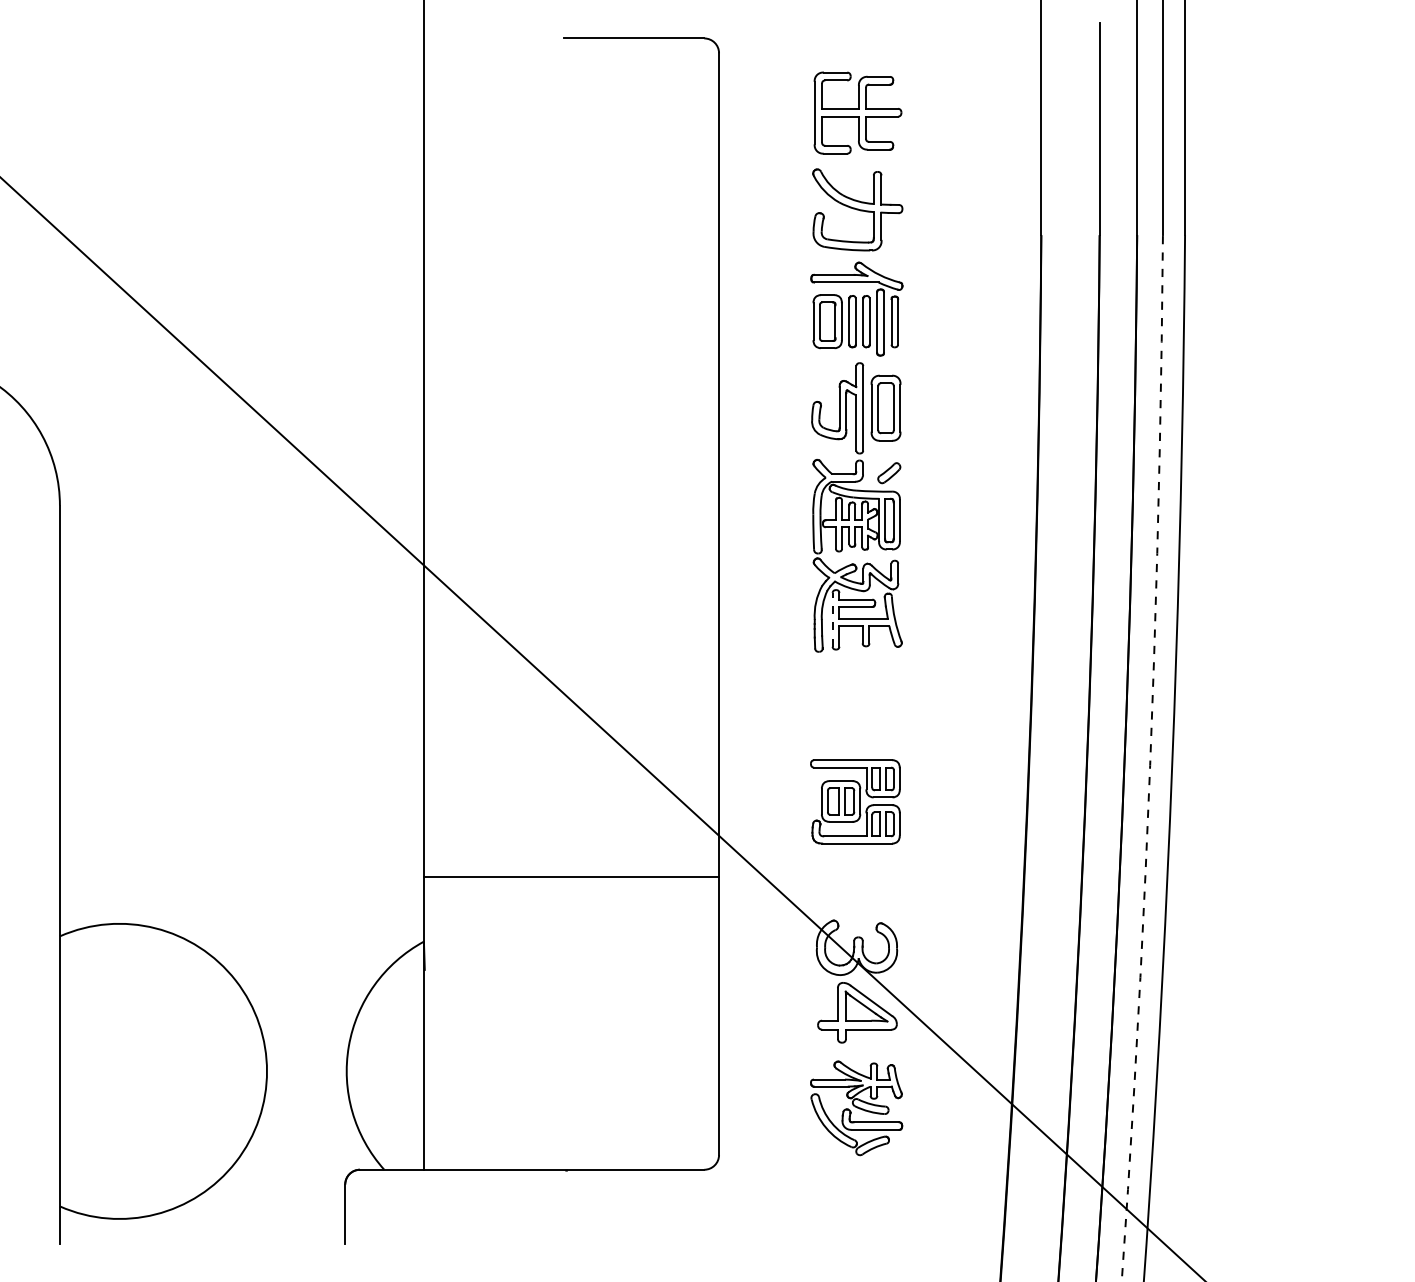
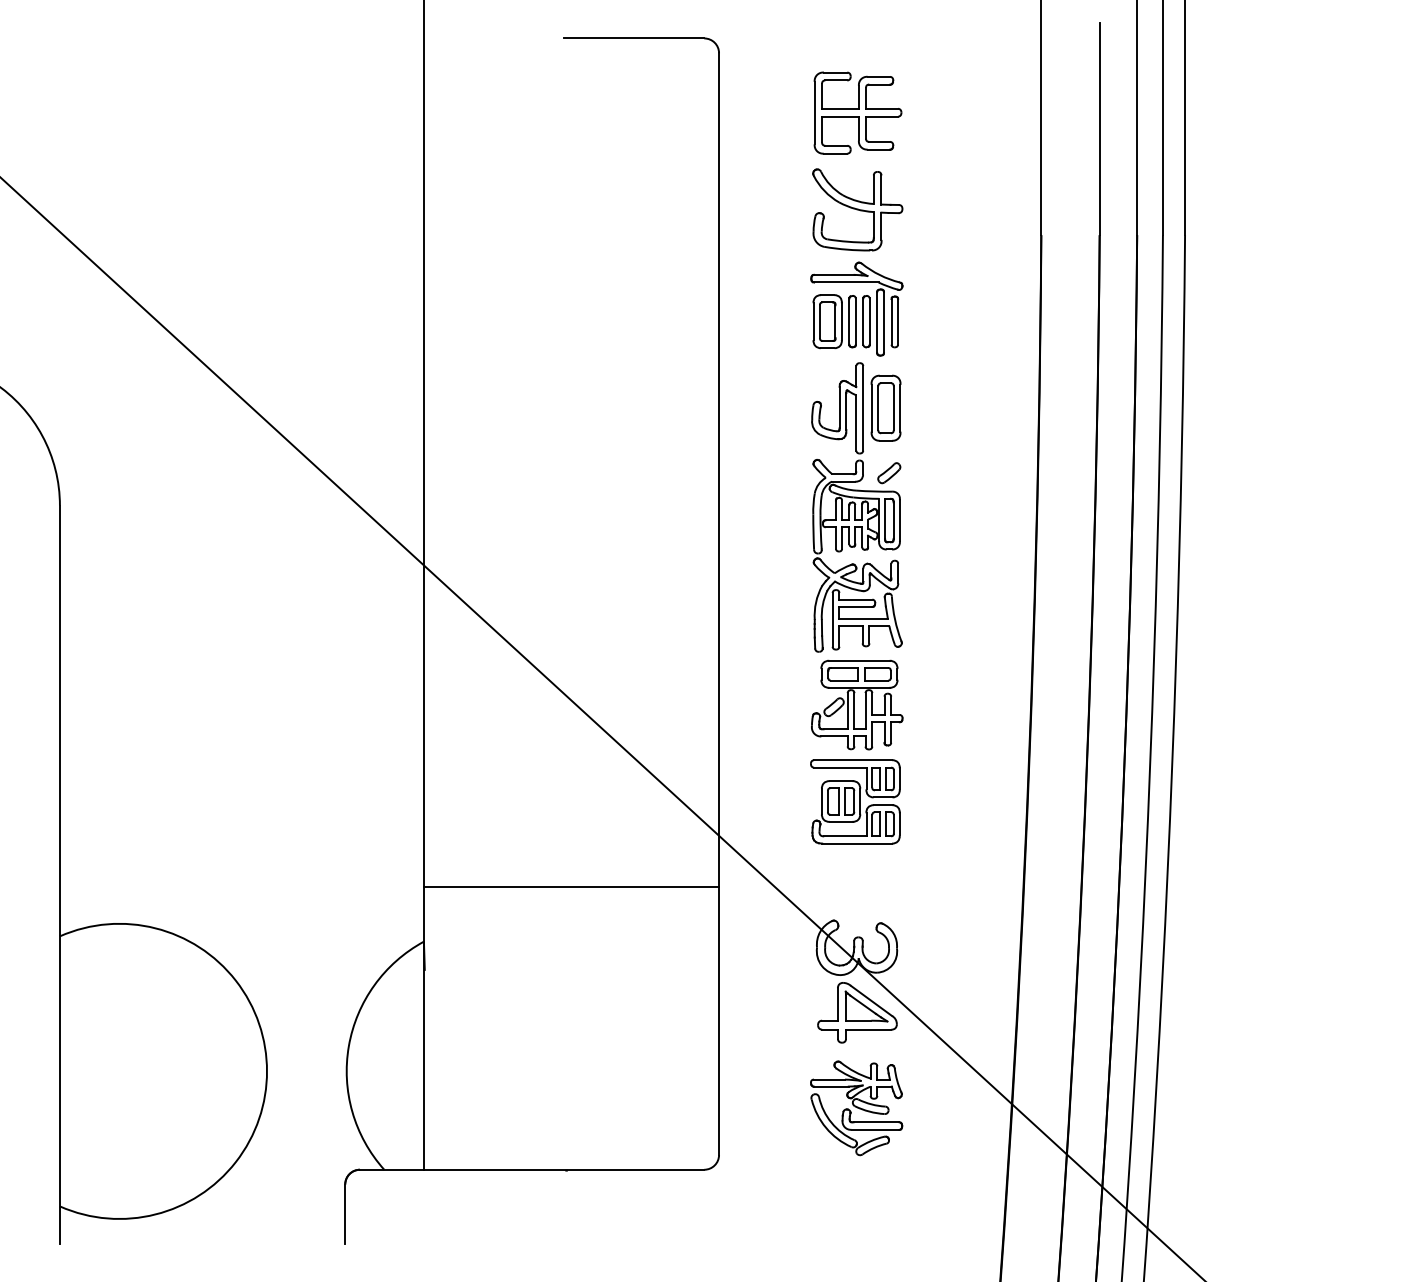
line: dashed -> solid (832, 619)
part: none -> present (857, 704)
arc: dashed -> solid (1150, 758)
line position: (571, 876) -> (571, 886) (571, 886)
